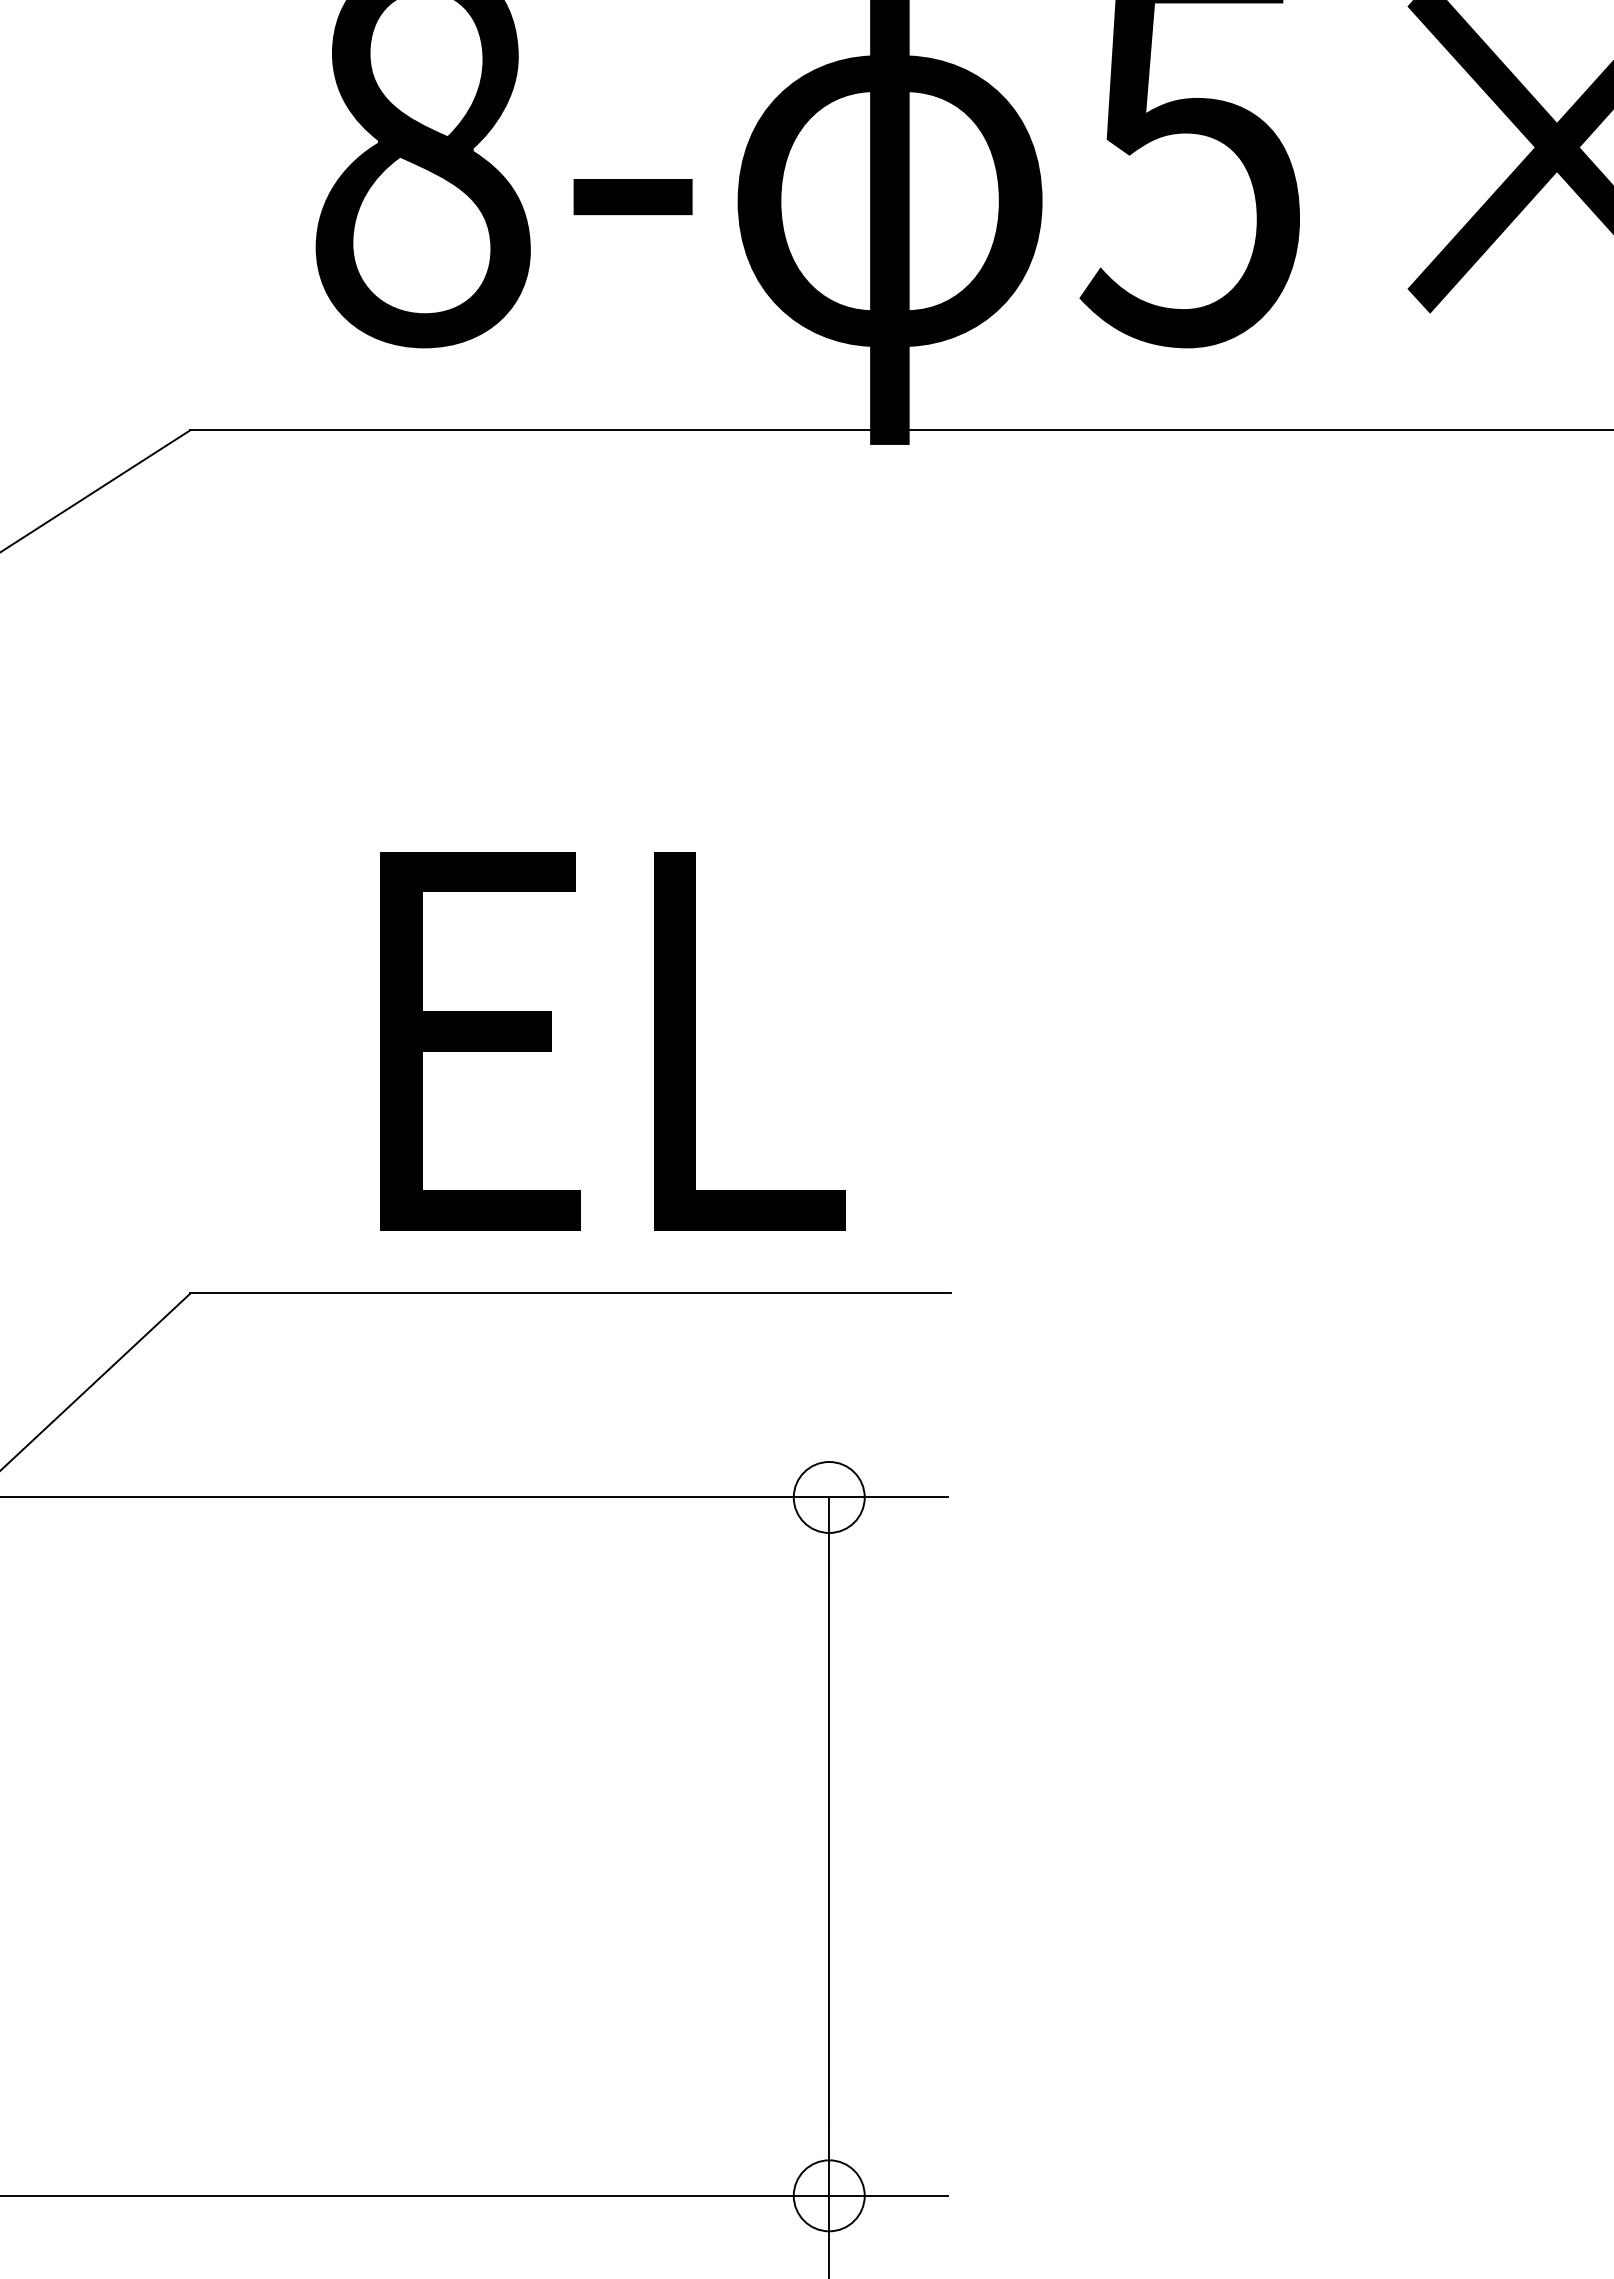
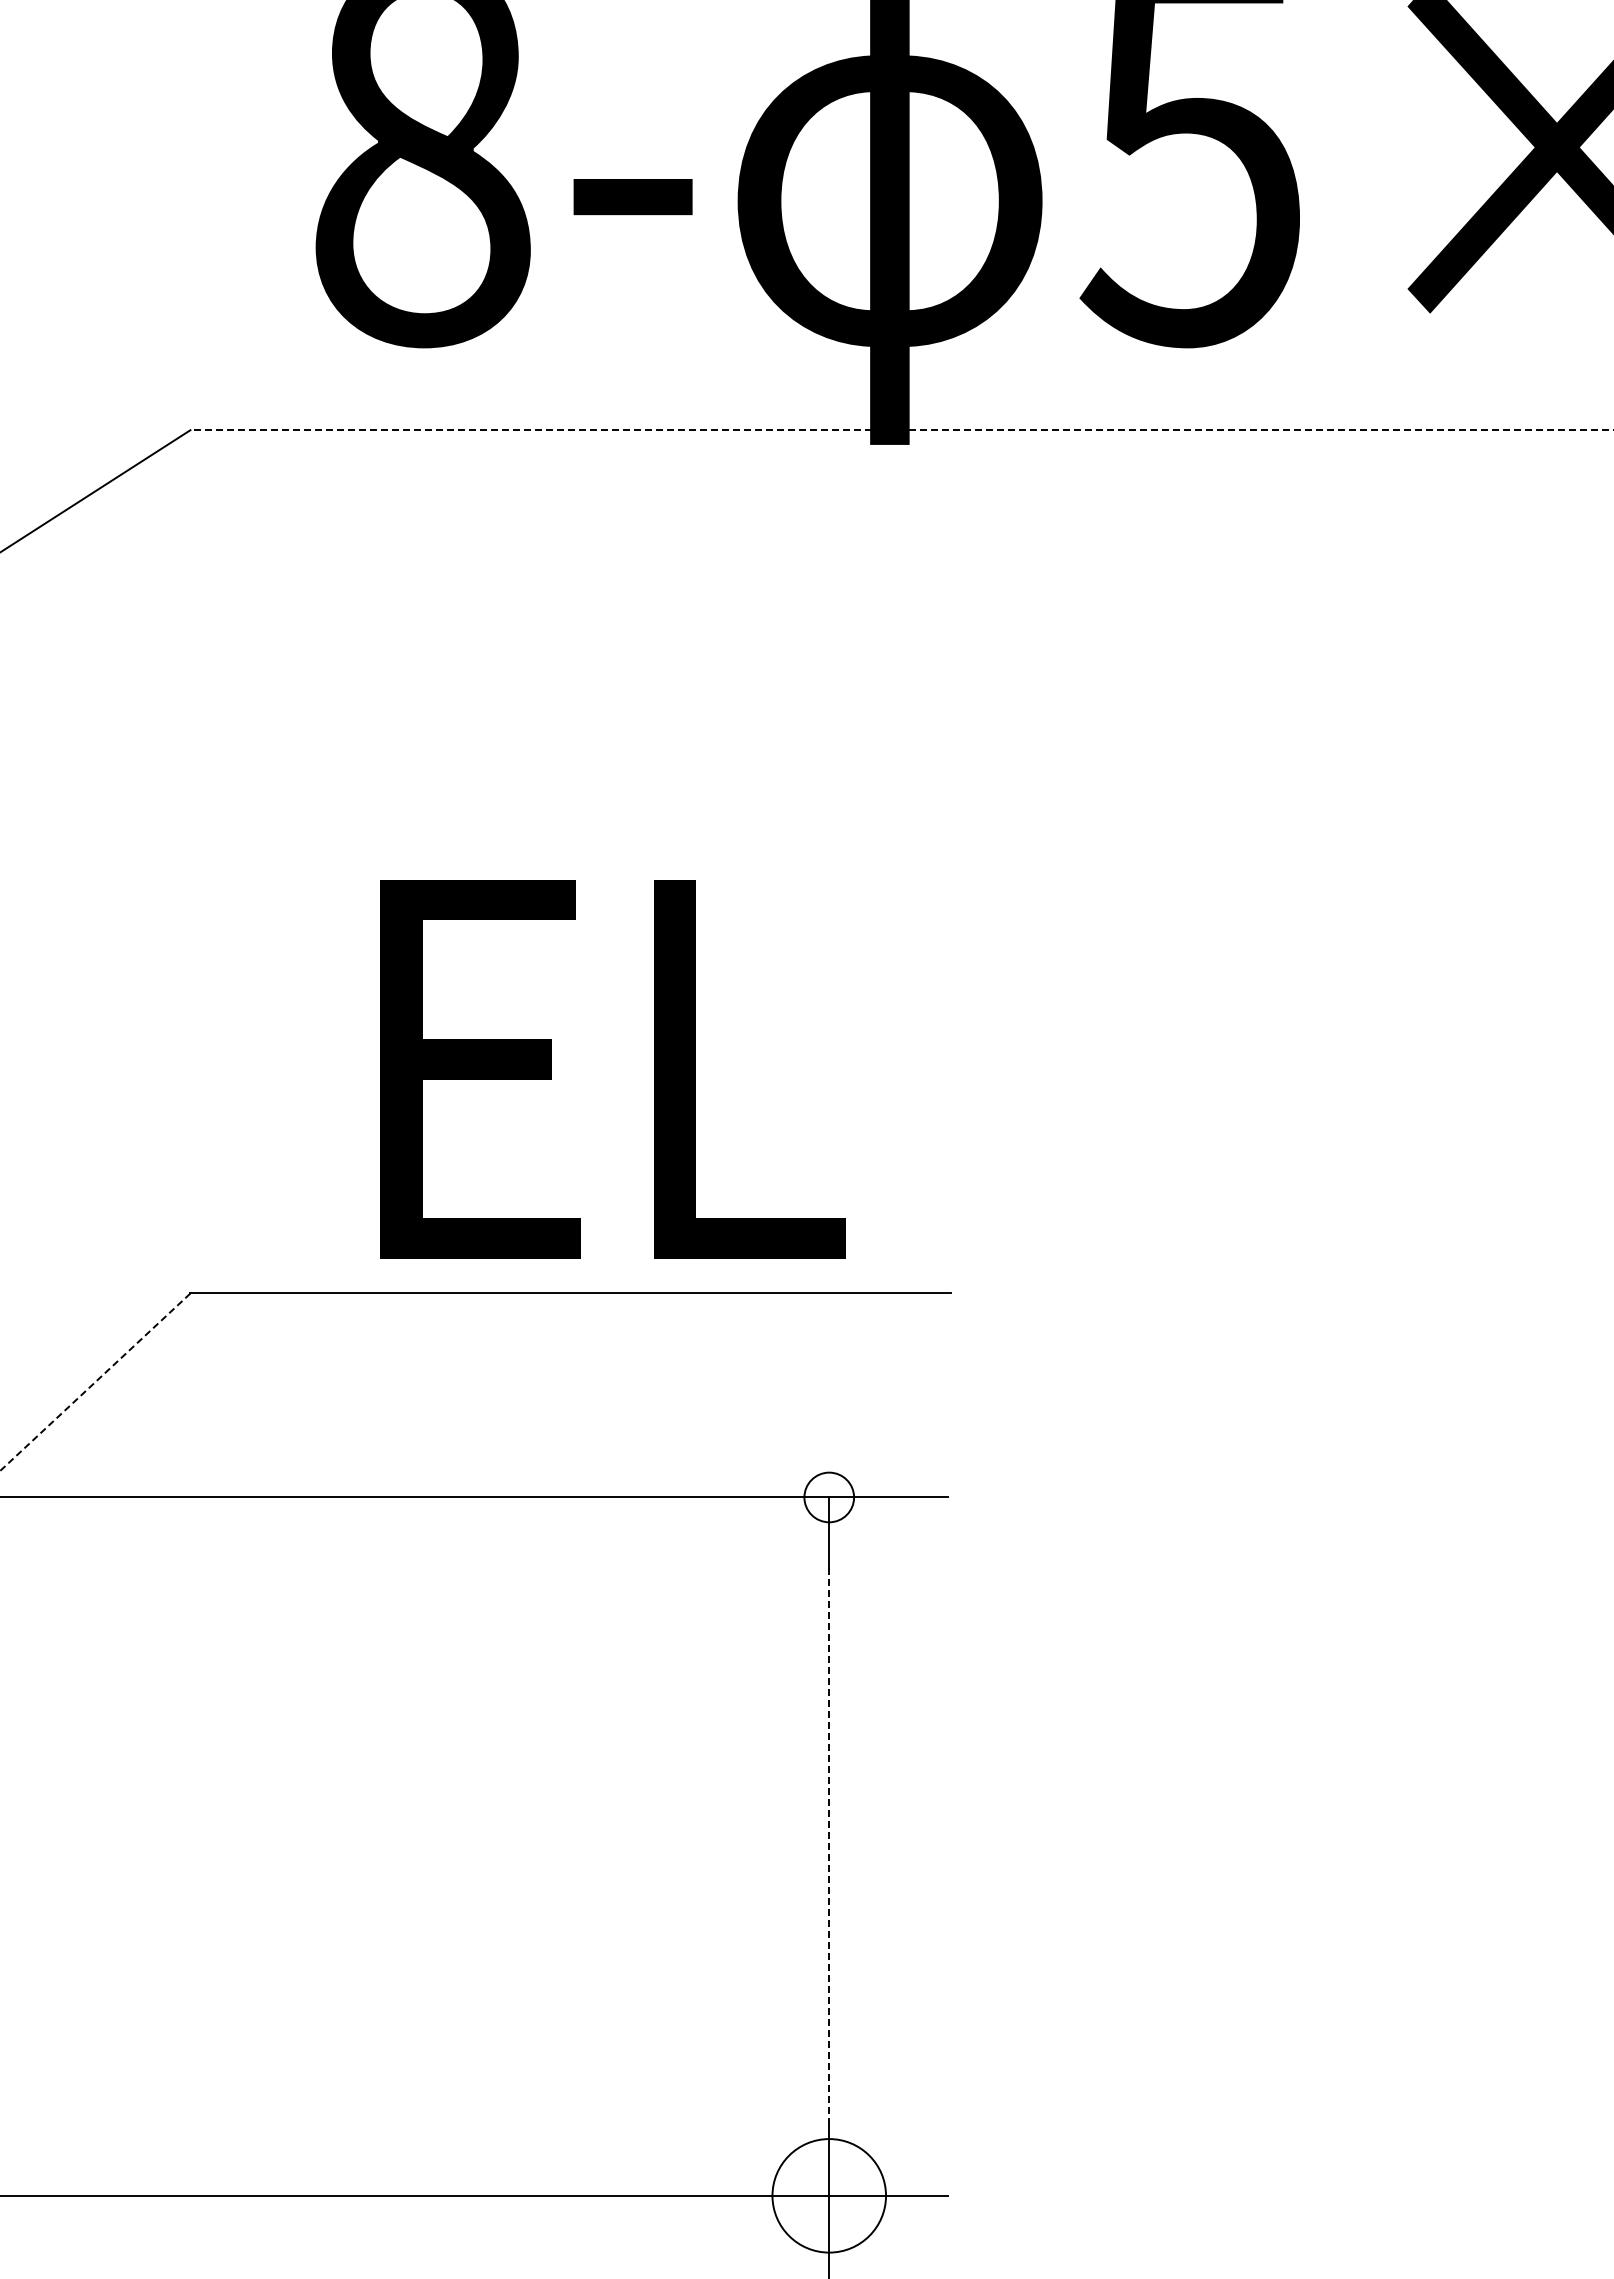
line: solid -> dashed (901, 430)
text position: (612, 1041) -> (612, 1069) (612, 1069)
line: solid -> dashed (95, 1382)
circle diameter: 71 px -> 50 px (829, 1497)
line: solid -> dashed (829, 1847)
circle diameter: 71 px -> 114 px (829, 2195)
